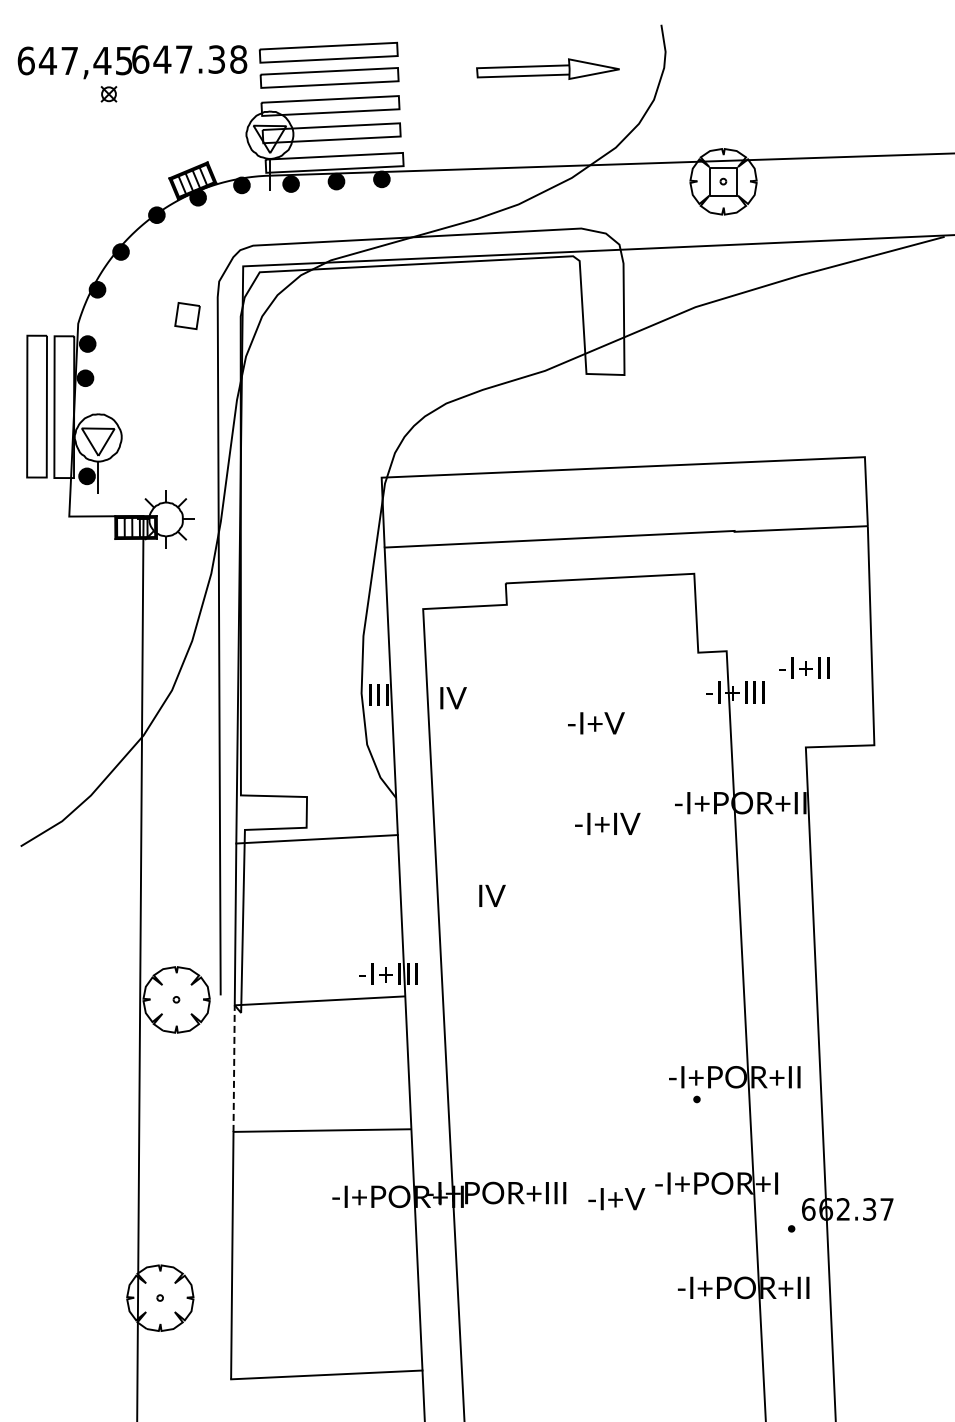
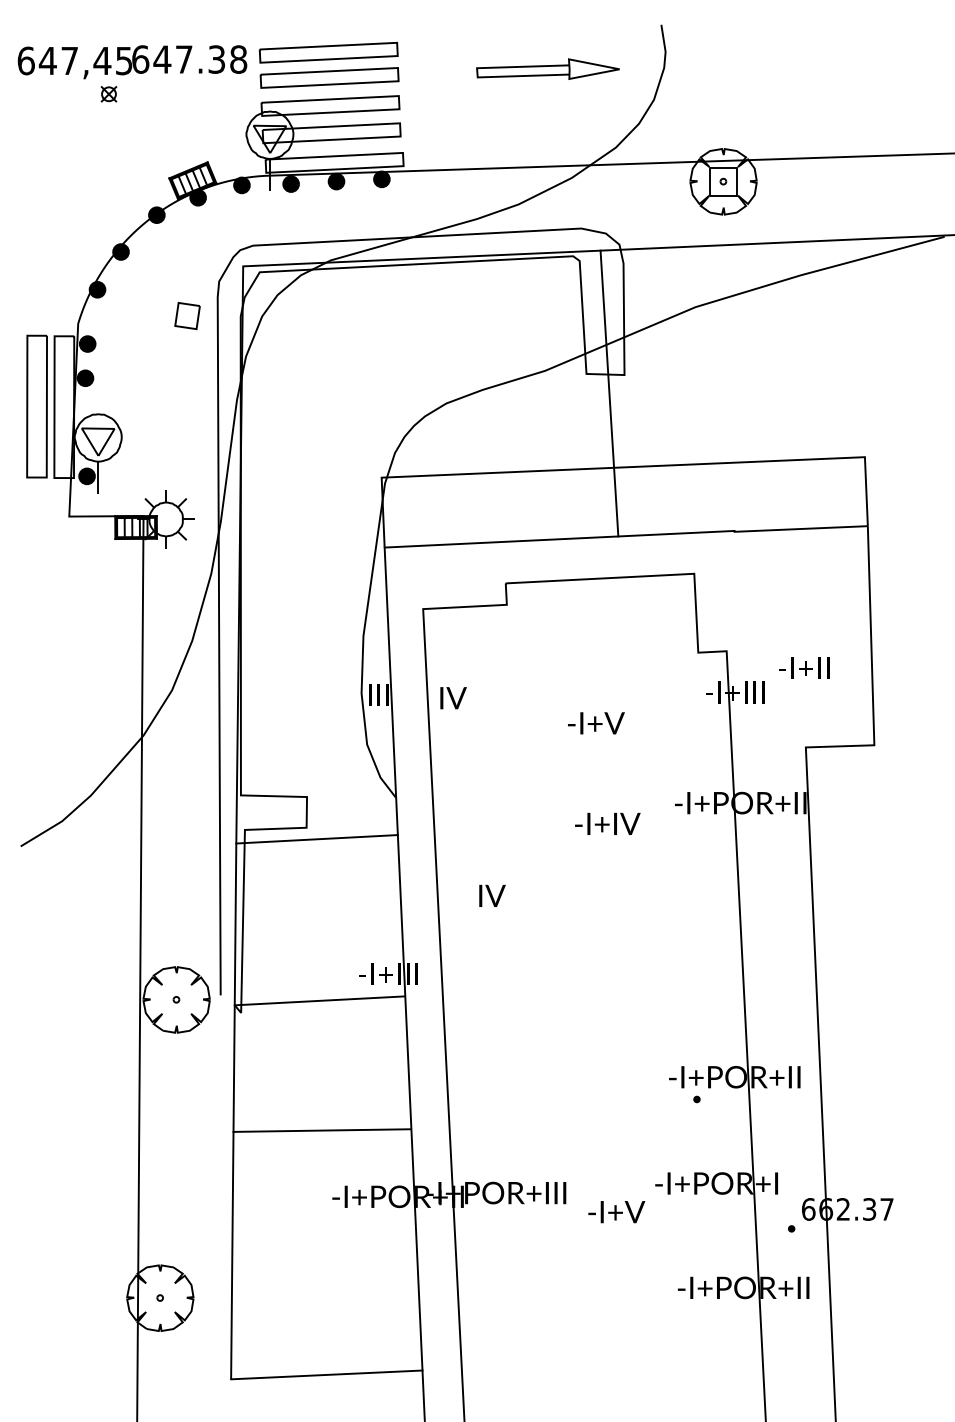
line: none -> present (609, 393)
line: dashed -> solid (234, 1068)
text position: (616, 1199) -> (616, 1212) (616, 1212)
